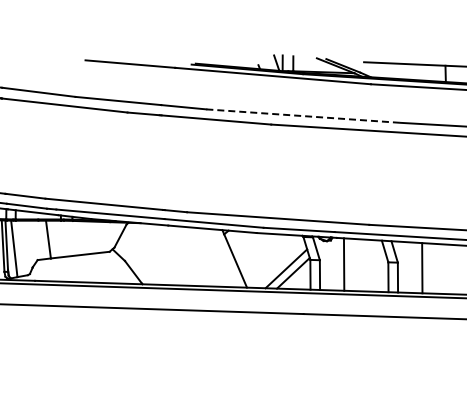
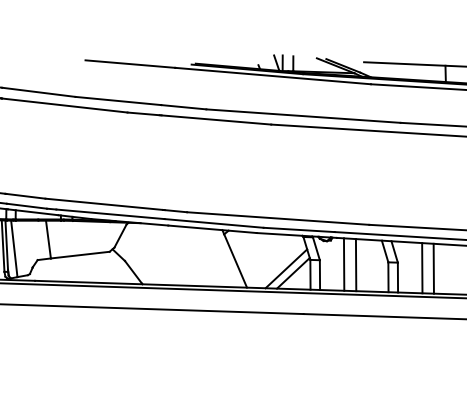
line: dashed -> solid (303, 116)
line: none -> present (355, 265)
line: none -> present (433, 268)
